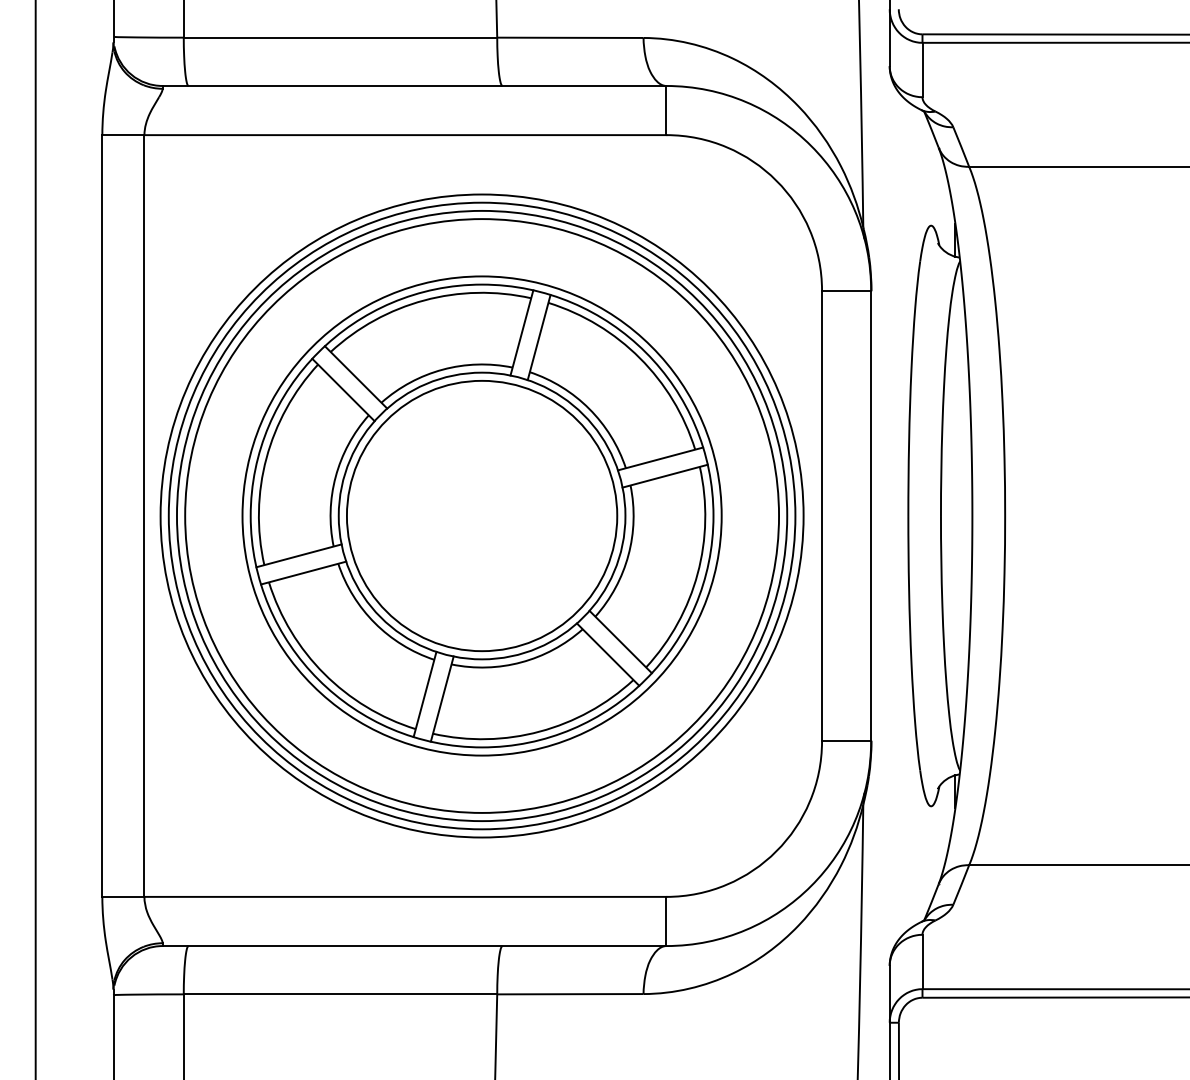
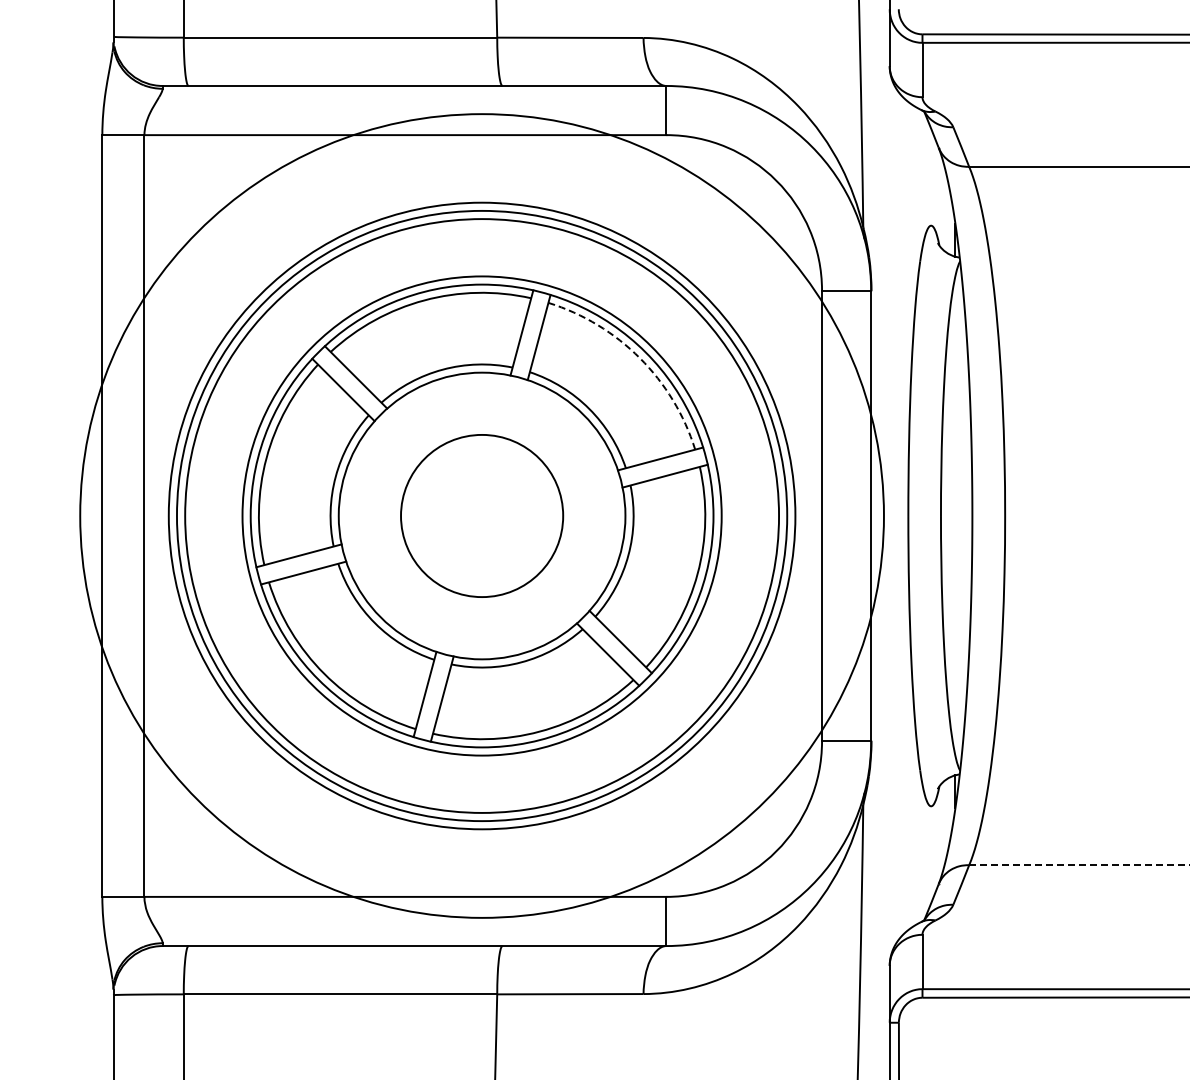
arc: solid -> dashed (639, 358)
circle diameter: 270 px -> 162 px (482, 515)
circle diameter: 643 px -> 804 px (481, 515)
line: present -> none (35, 539)
line: solid -> dashed (1079, 865)
